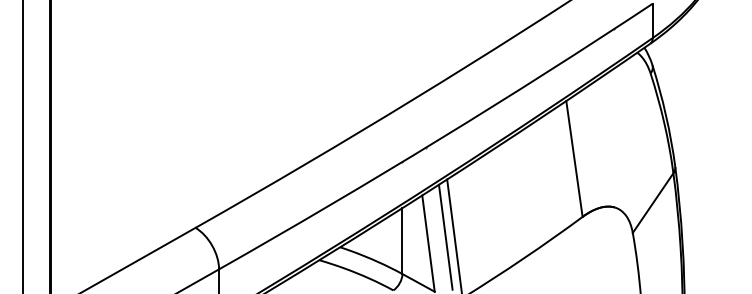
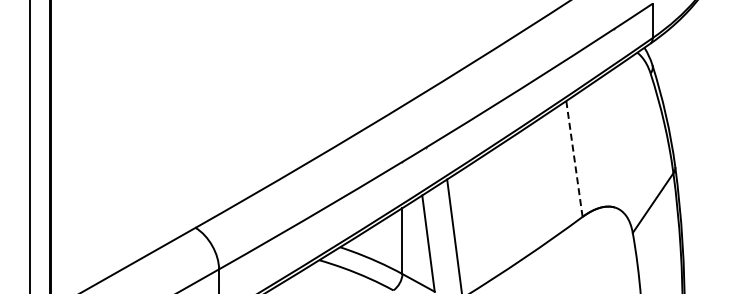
line position: (22, 146) -> (29, 146) (29, 146)
line: solid -> dashed (574, 158)
line: present -> none (445, 236)
